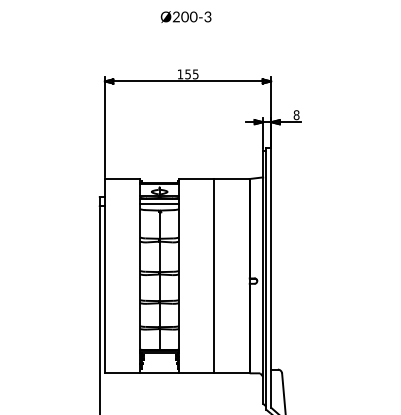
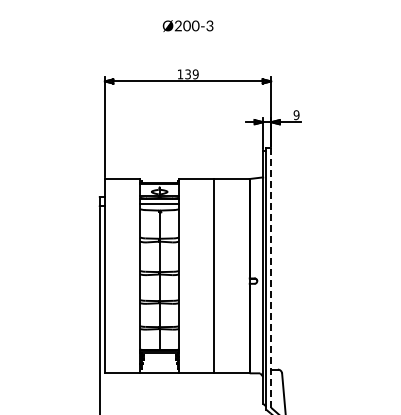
text position: (185, 16) -> (187, 25) (187, 25)
text: 155 -> 139 (191, 74)
text: 8 -> 9 (296, 115)
line: solid -> dashed (271, 277)
